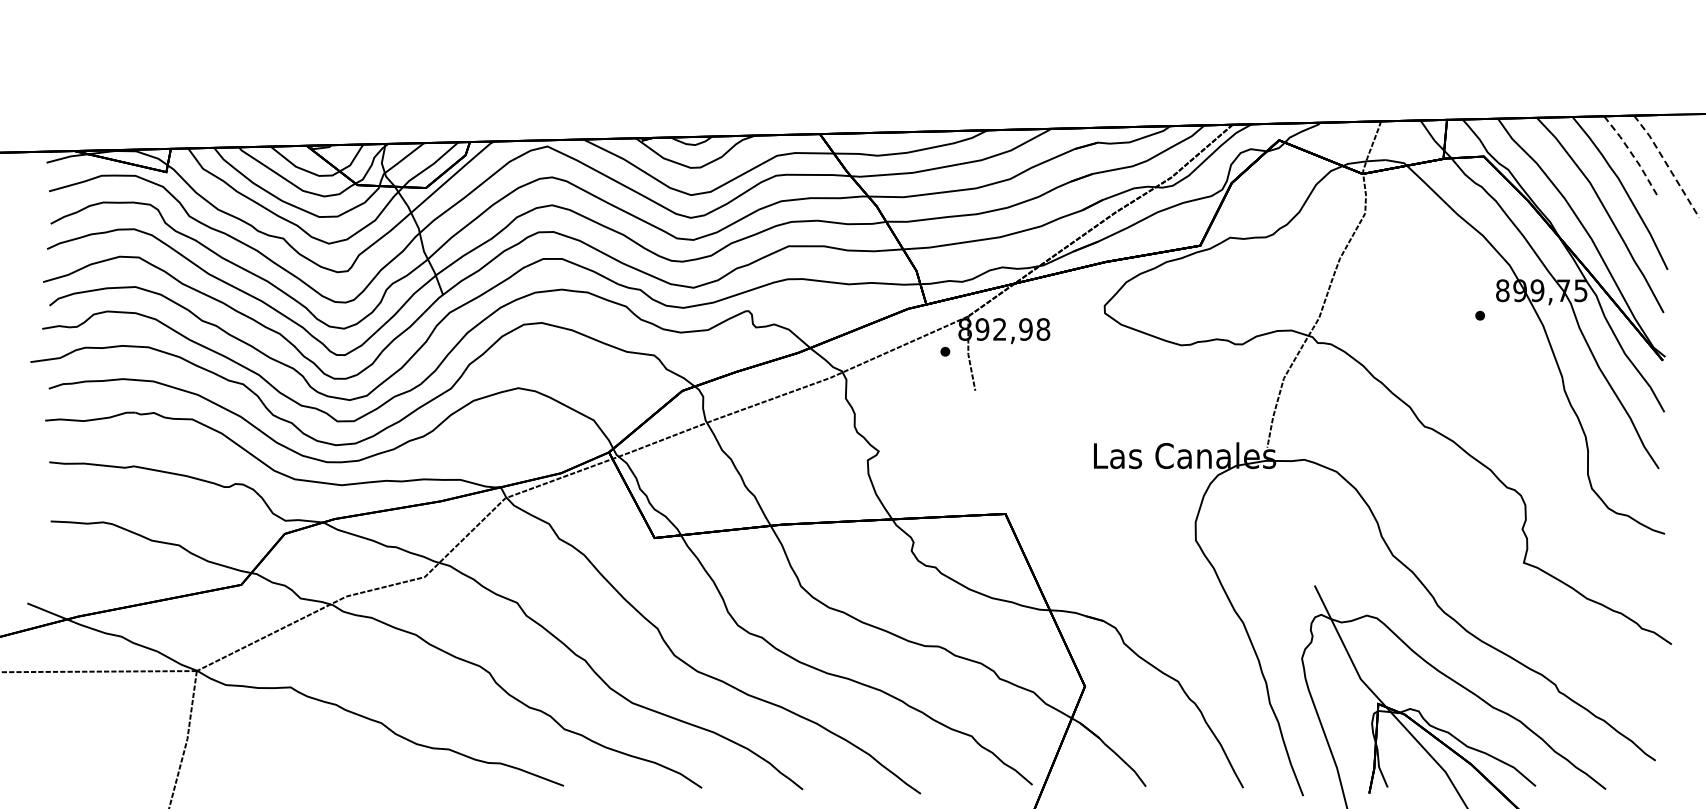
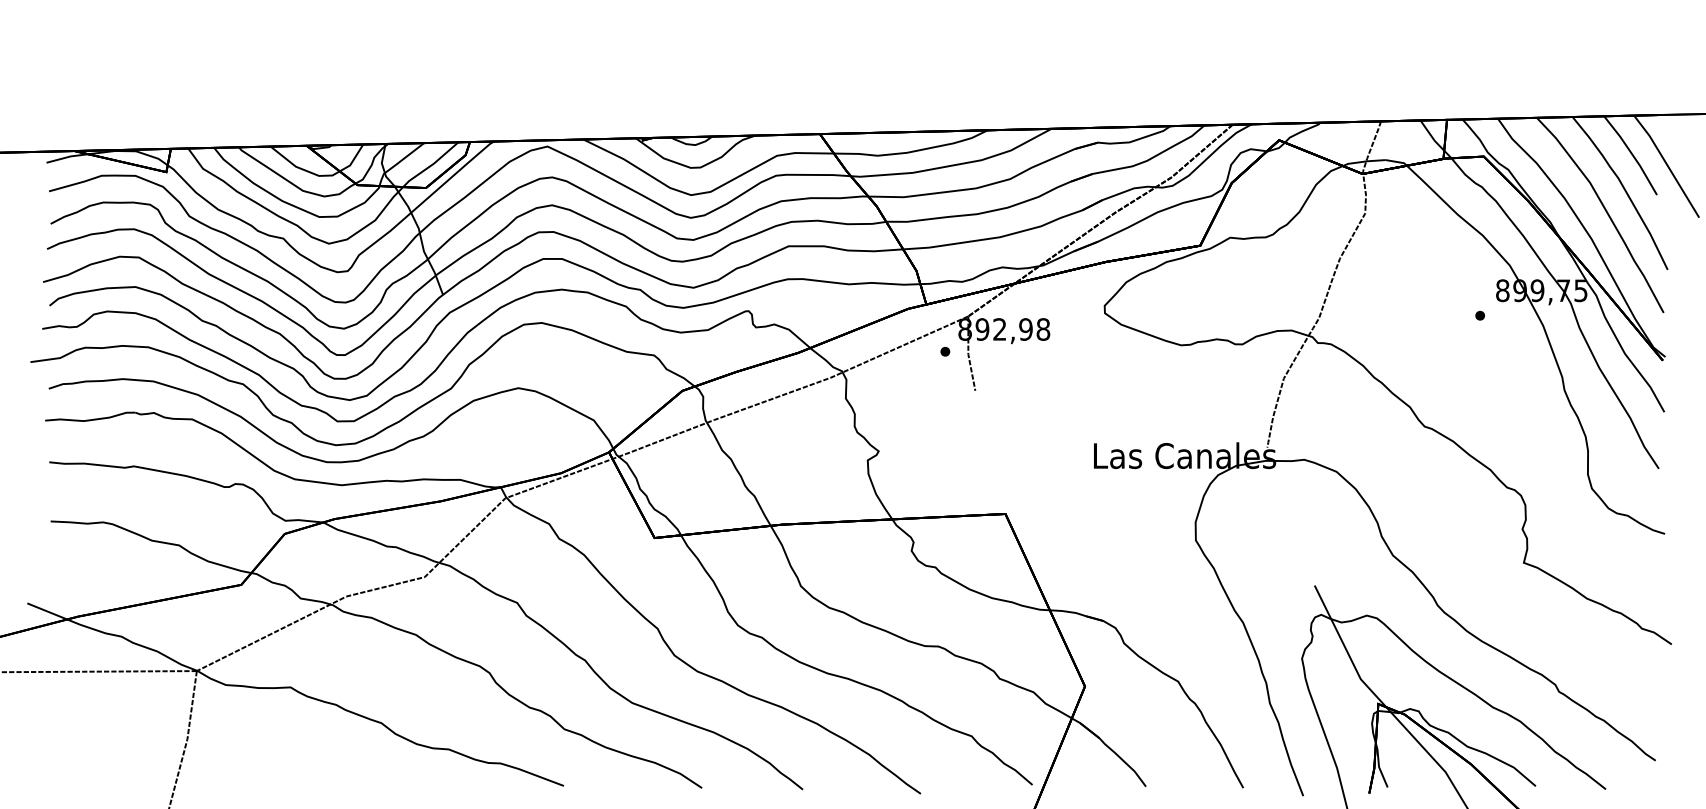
line: dashed -> solid (1632, 154)
line: dashed -> solid (1667, 165)
